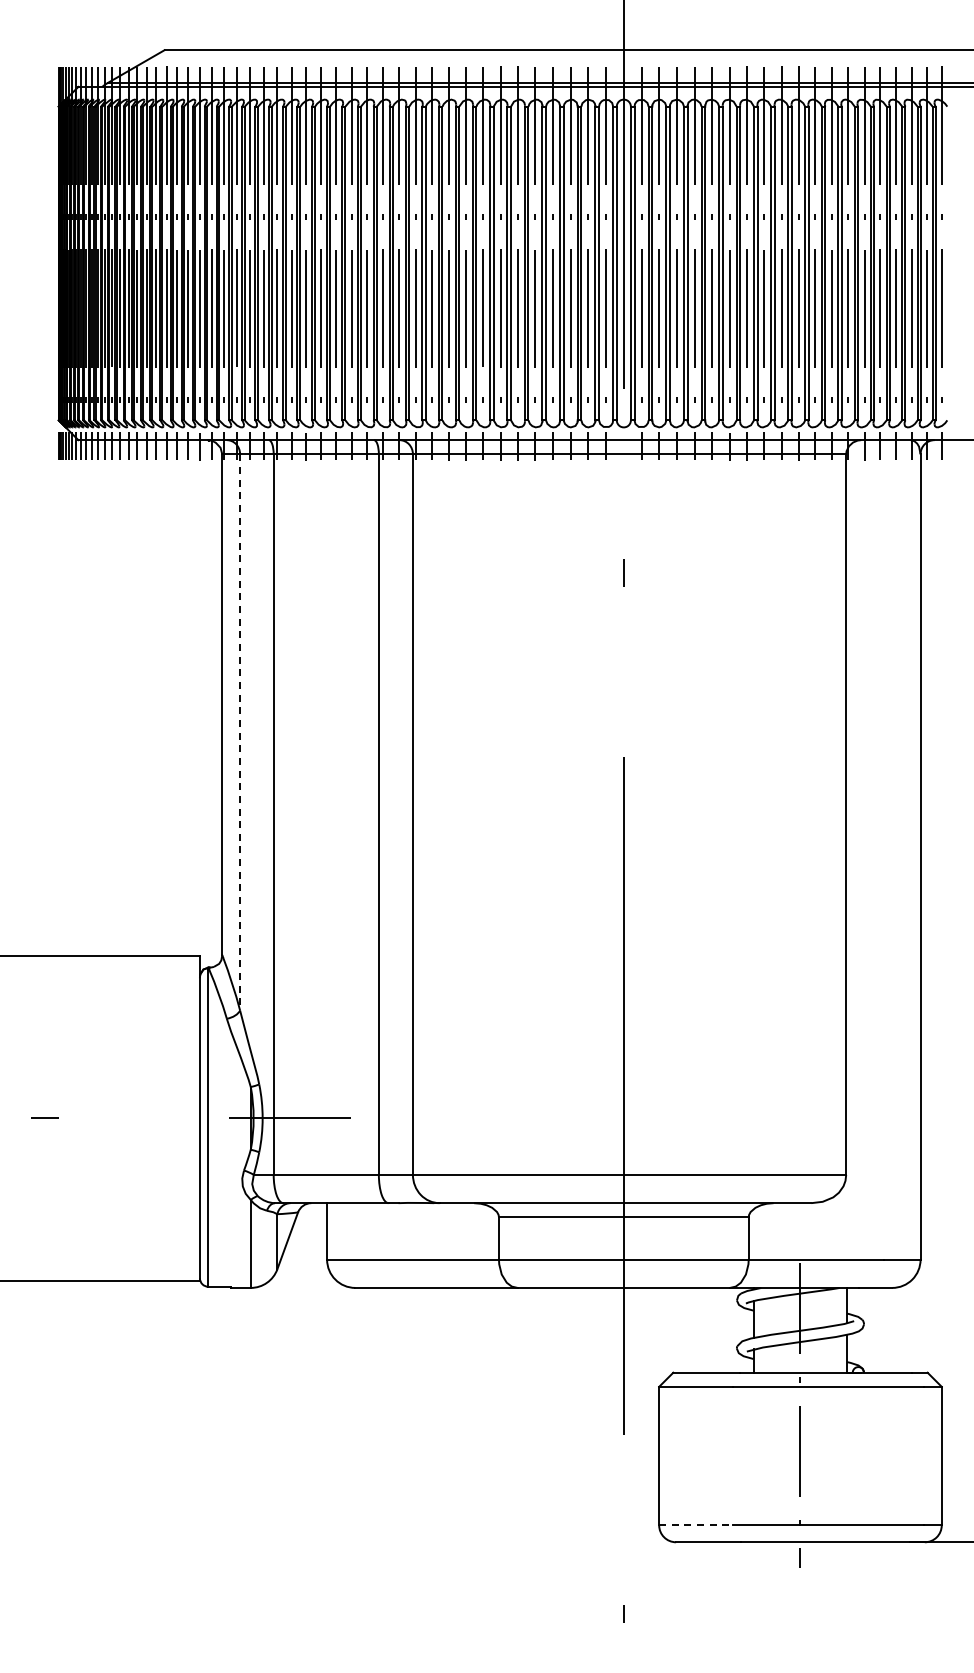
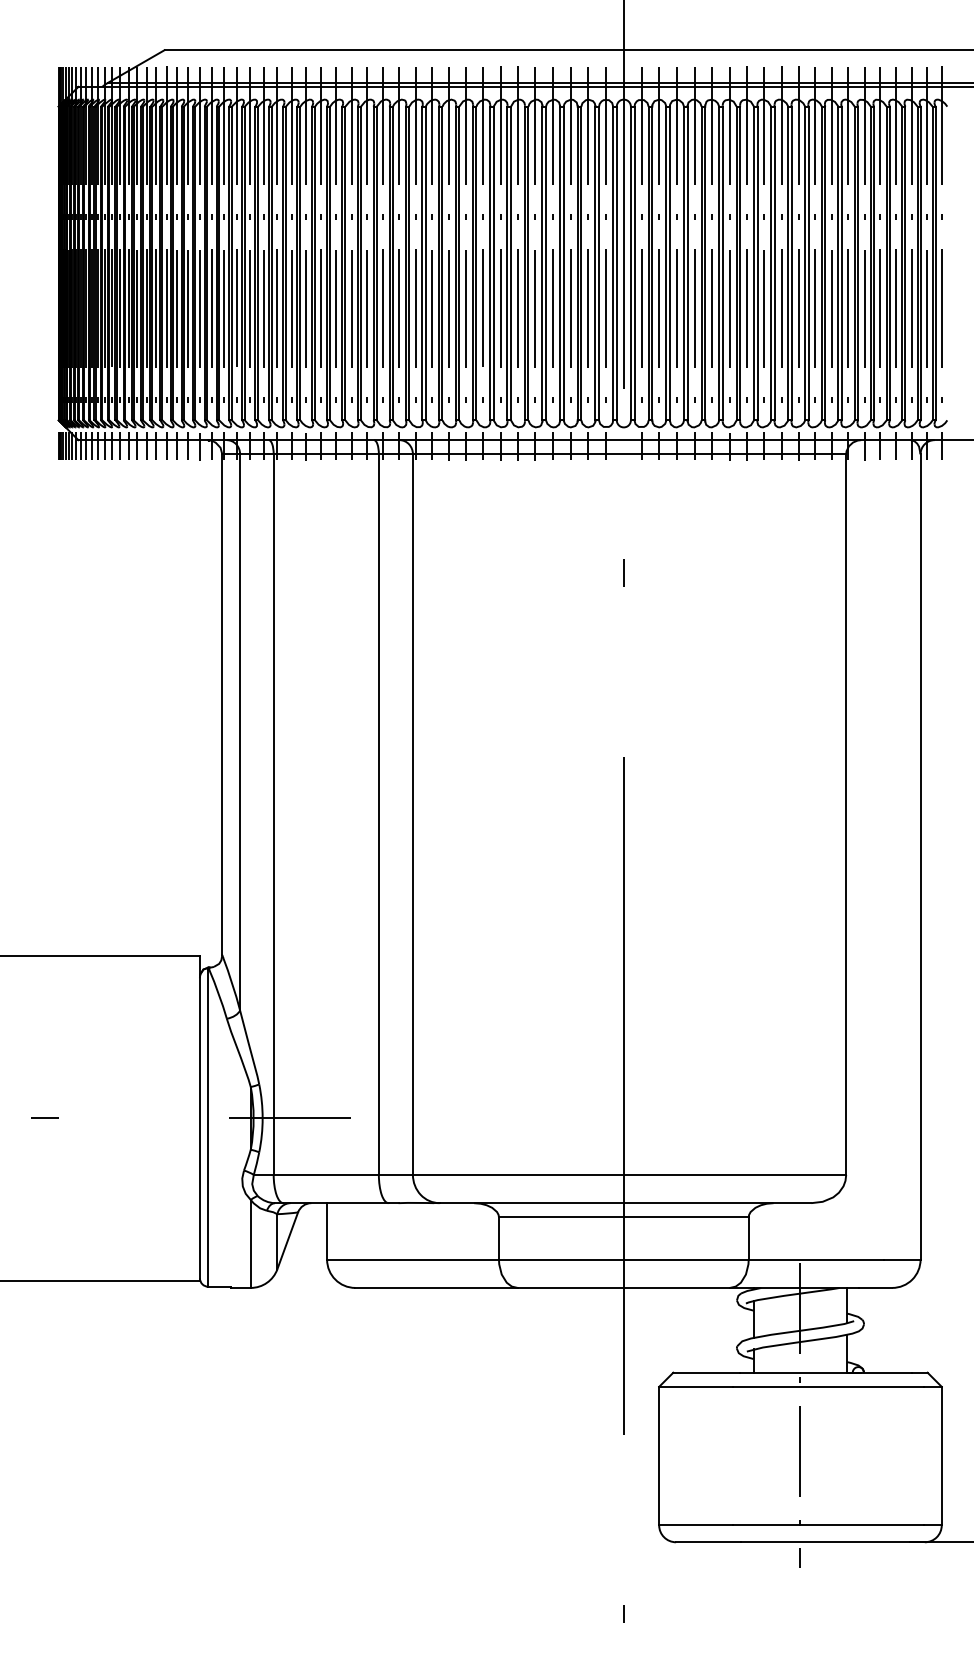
line: dashed -> solid (240, 732)
line: dashed -> solid (695, 1525)
